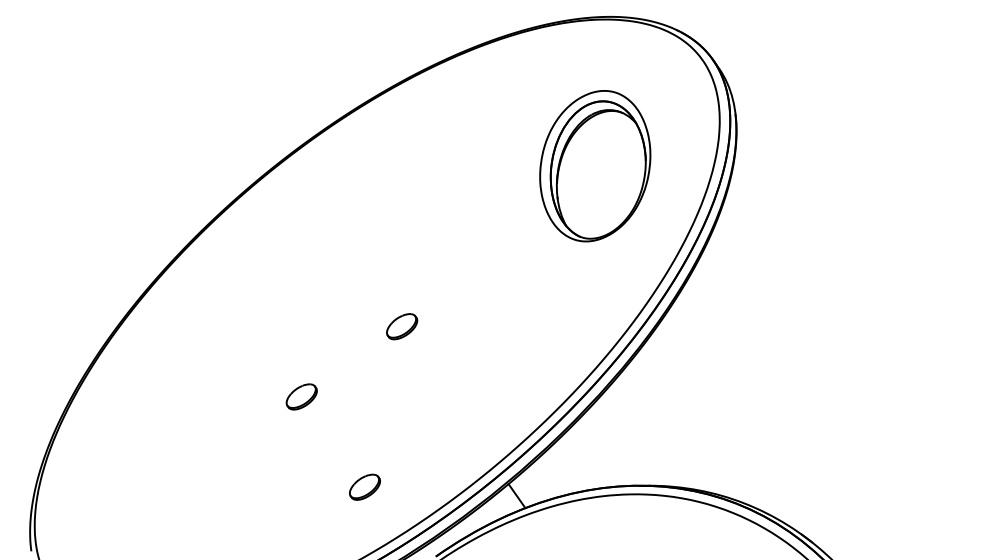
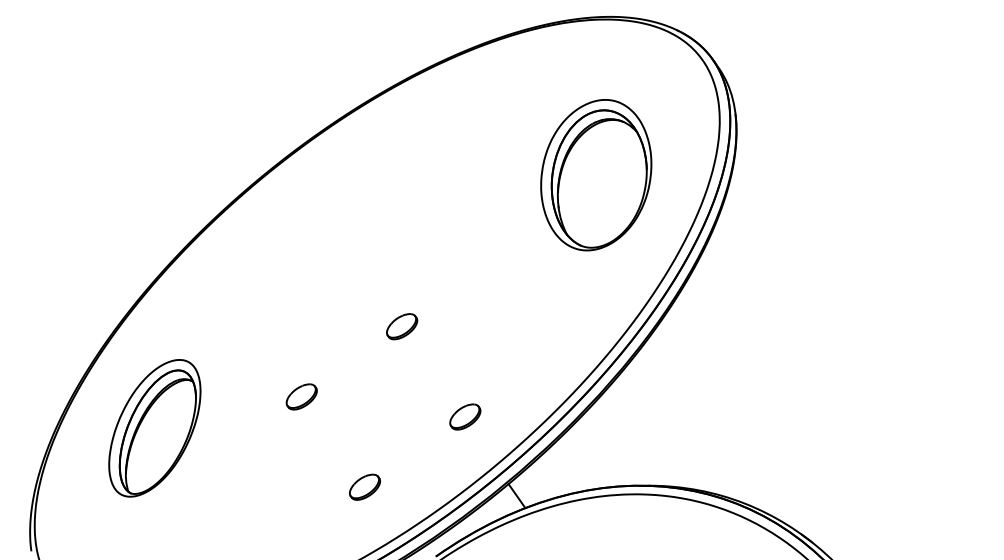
part position: (595, 166) -> (596, 175) (596, 175)
part: none -> present (465, 416)
part: none -> present (154, 428)
